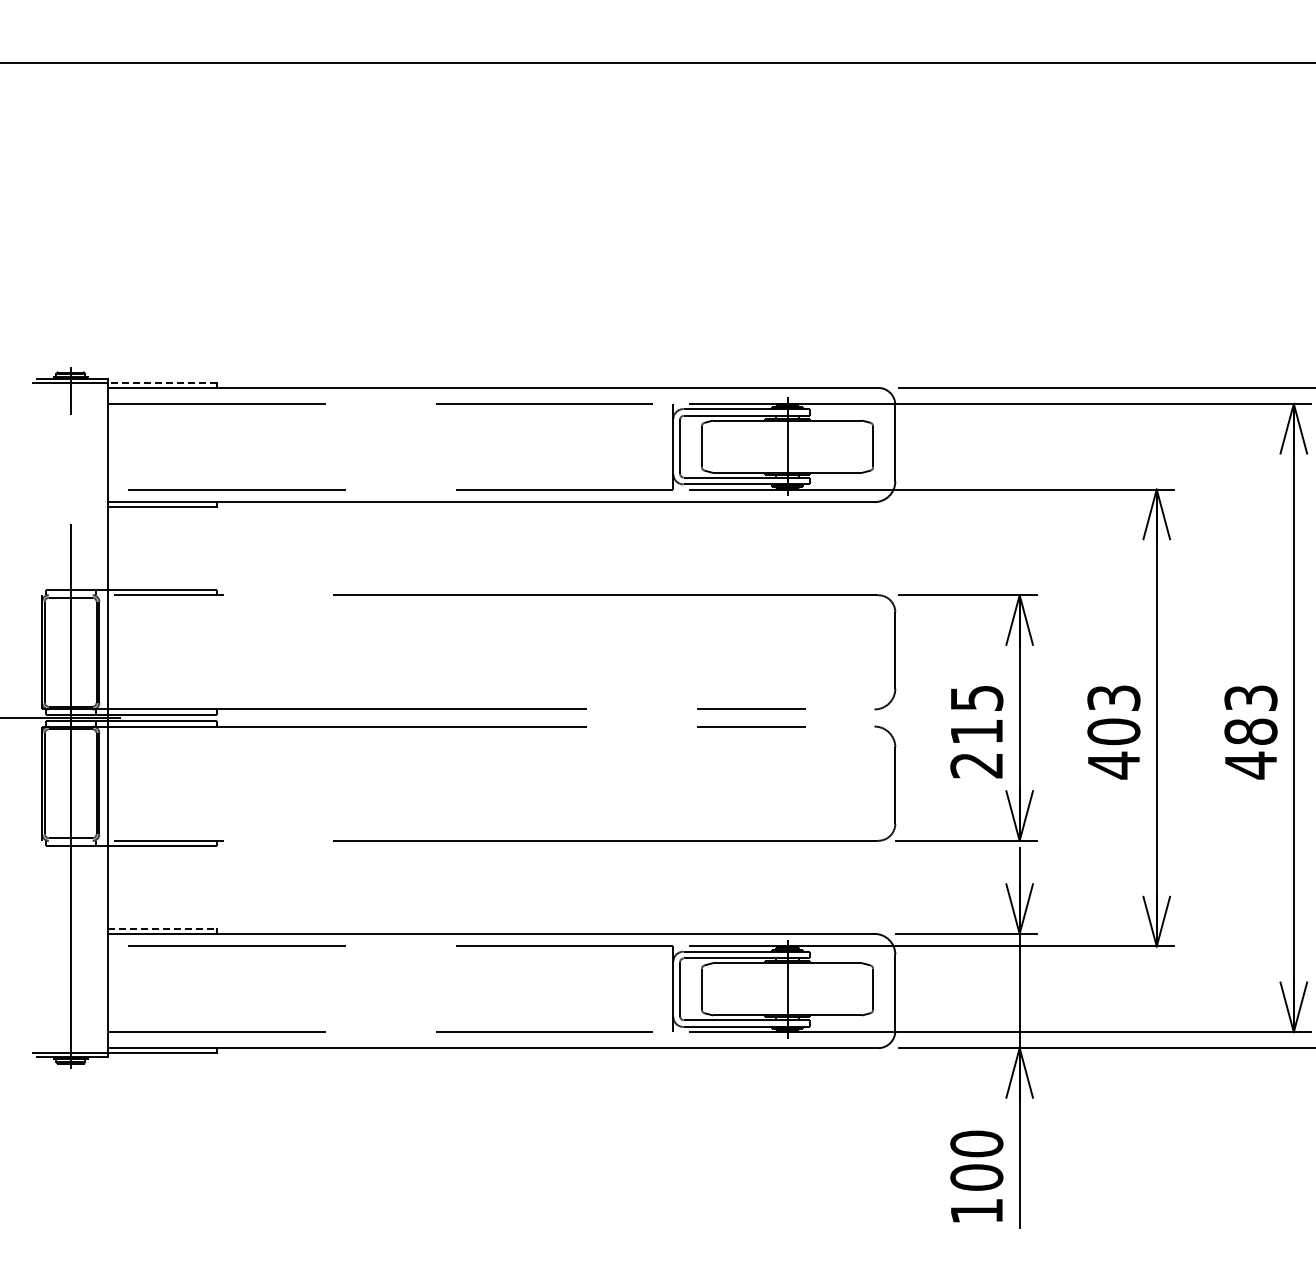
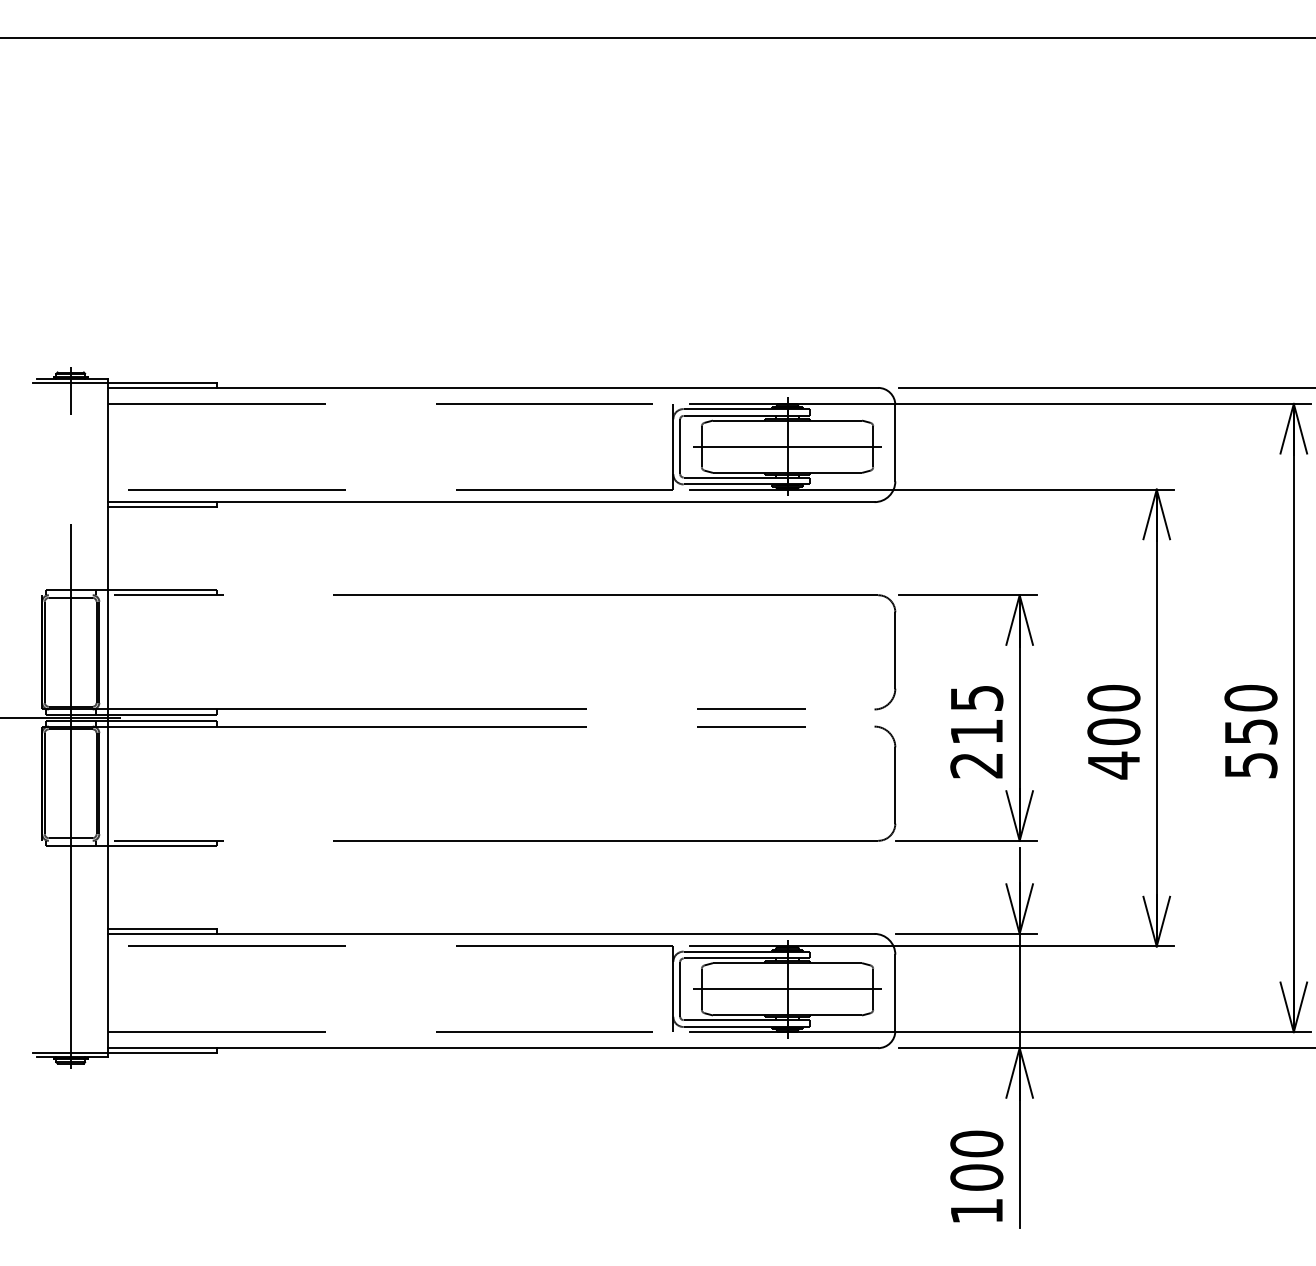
line position: (657, 62) -> (657, 37) (657, 37)
line: dashed -> solid (162, 382)
line: none -> present (787, 446)
text: 403 -> 400 (1113, 698)
text: 483 -> 550 (1250, 732)
line: dashed -> solid (163, 928)
line: none -> present (787, 989)
